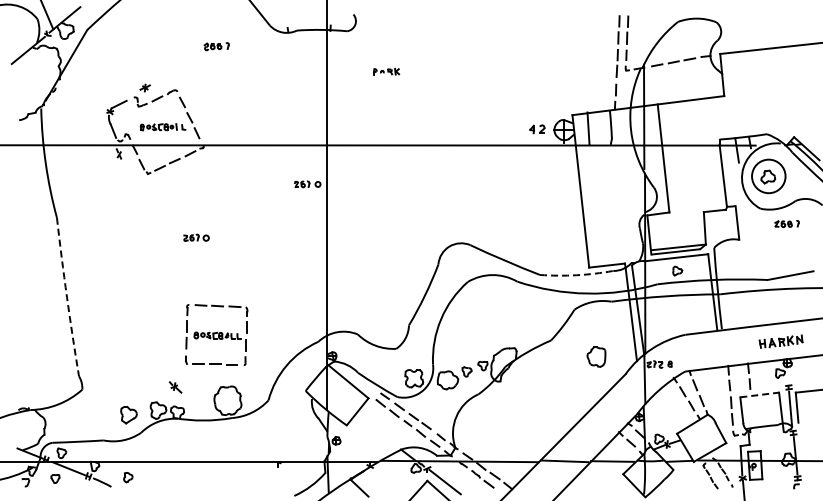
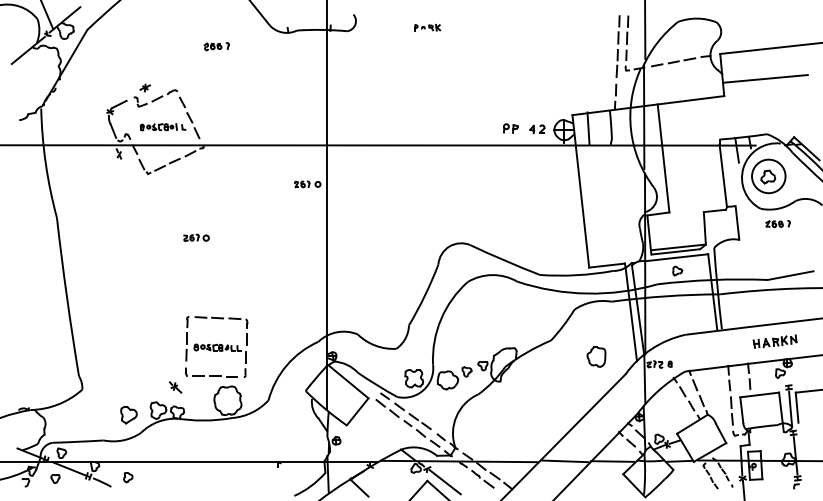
line: none -> present (645, 30)
part position: (386, 71) -> (427, 27) (427, 27)
line: none -> present (765, 78)
part: none -> present (510, 128)
part position: (786, 223) -> (777, 223) (777, 223)
arc: dashed -> solid (576, 275)
arc: dashed -> solid (66, 297)
part position: (216, 334) -> (216, 346) (216, 346)
part position: (780, 341) -> (774, 341) (774, 341)
line: dashed -> solid (759, 394)
